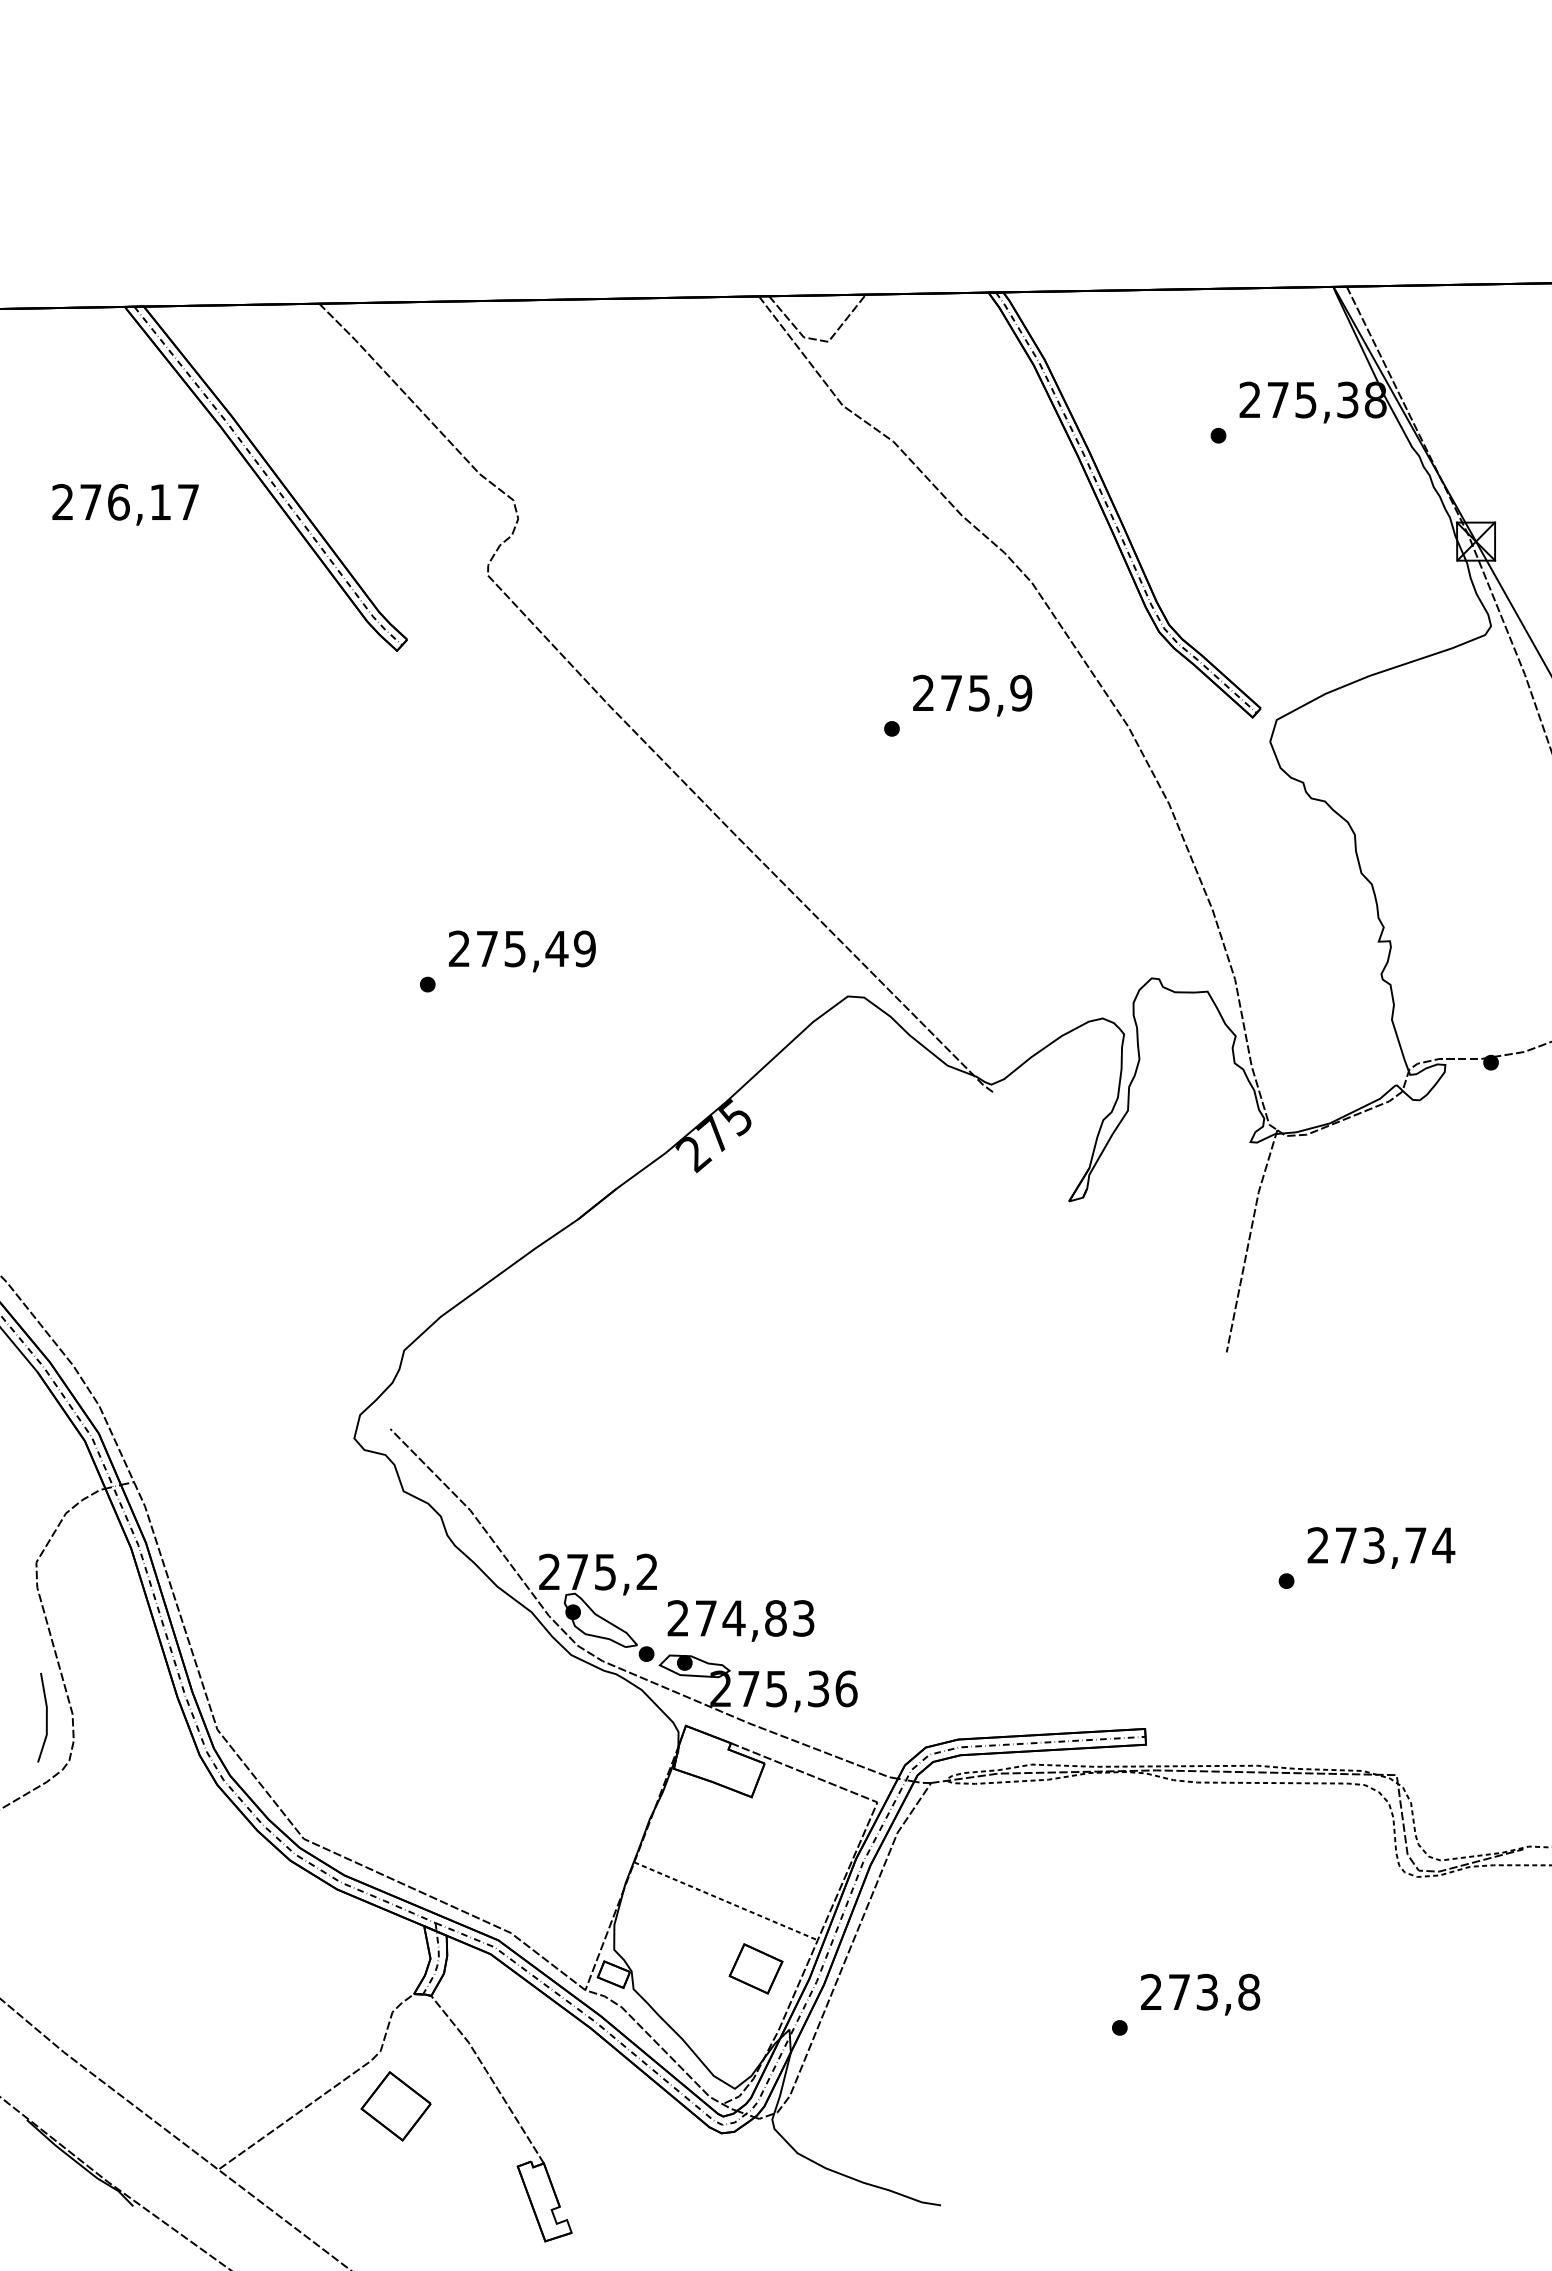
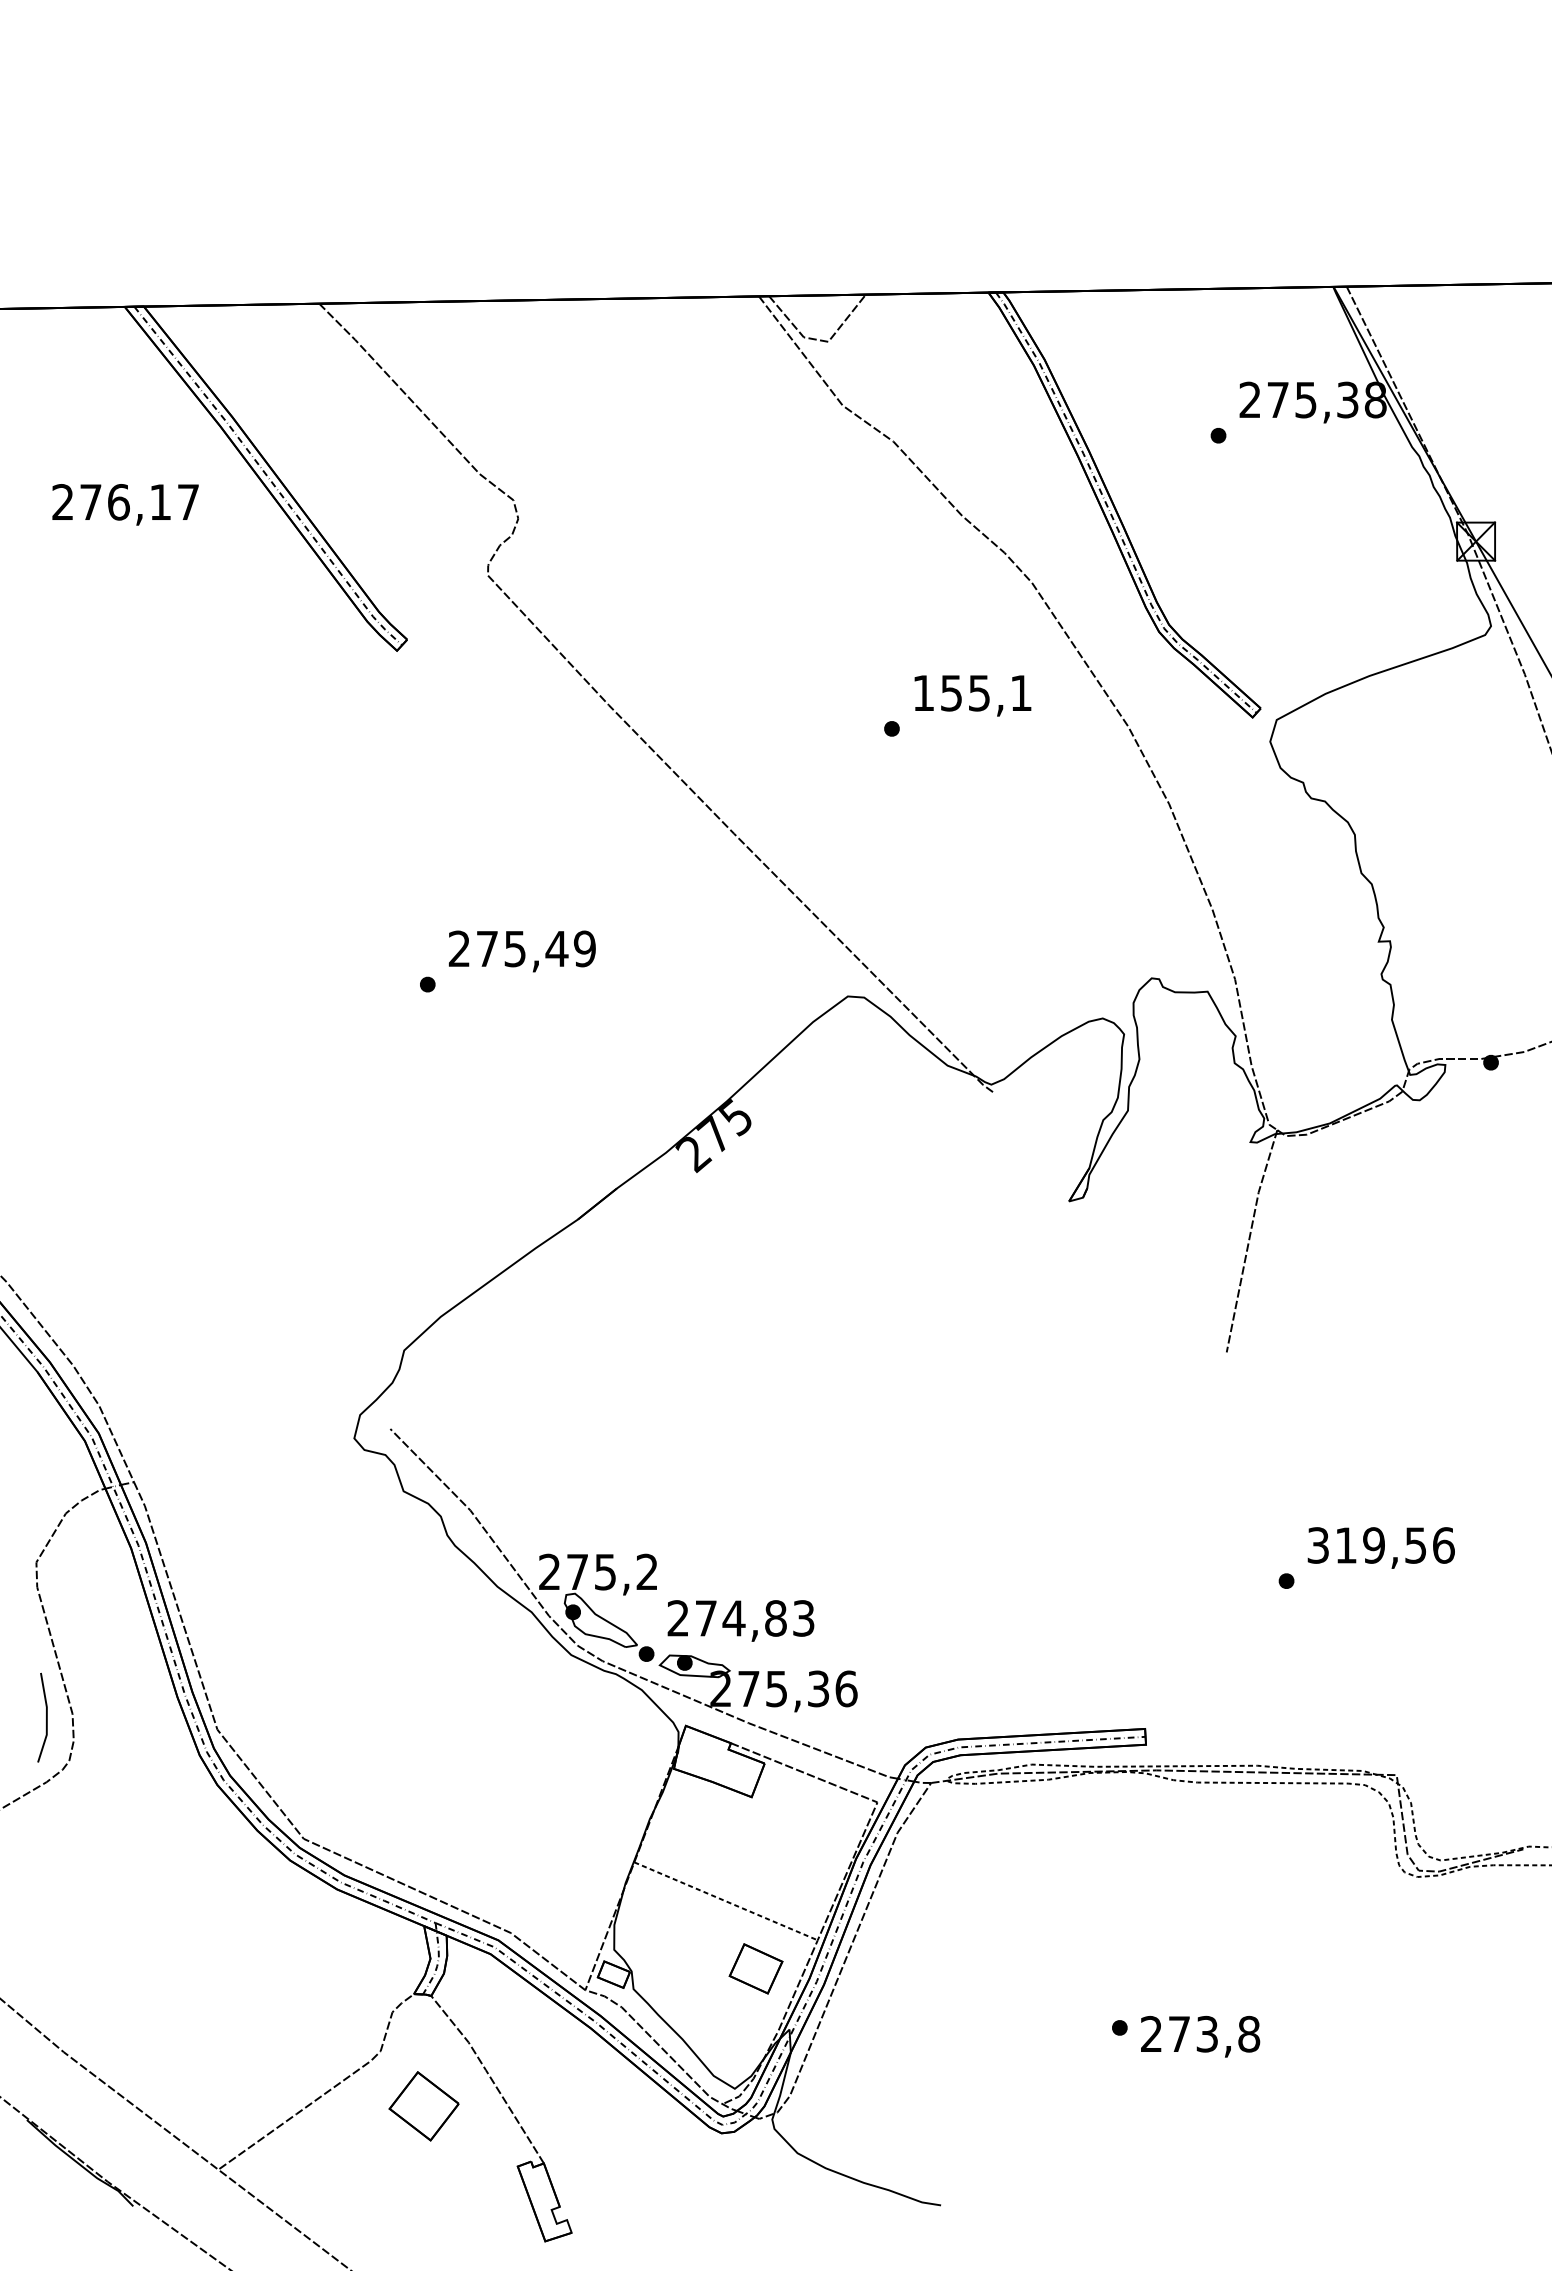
text: 275,9 -> 155,1 (972, 692)
text: 273,74 -> 319,56 (1381, 1545)
text position: (1200, 1994) -> (1200, 2036) (1200, 2036)
part position: (395, 2106) -> (423, 2106) (423, 2106)
